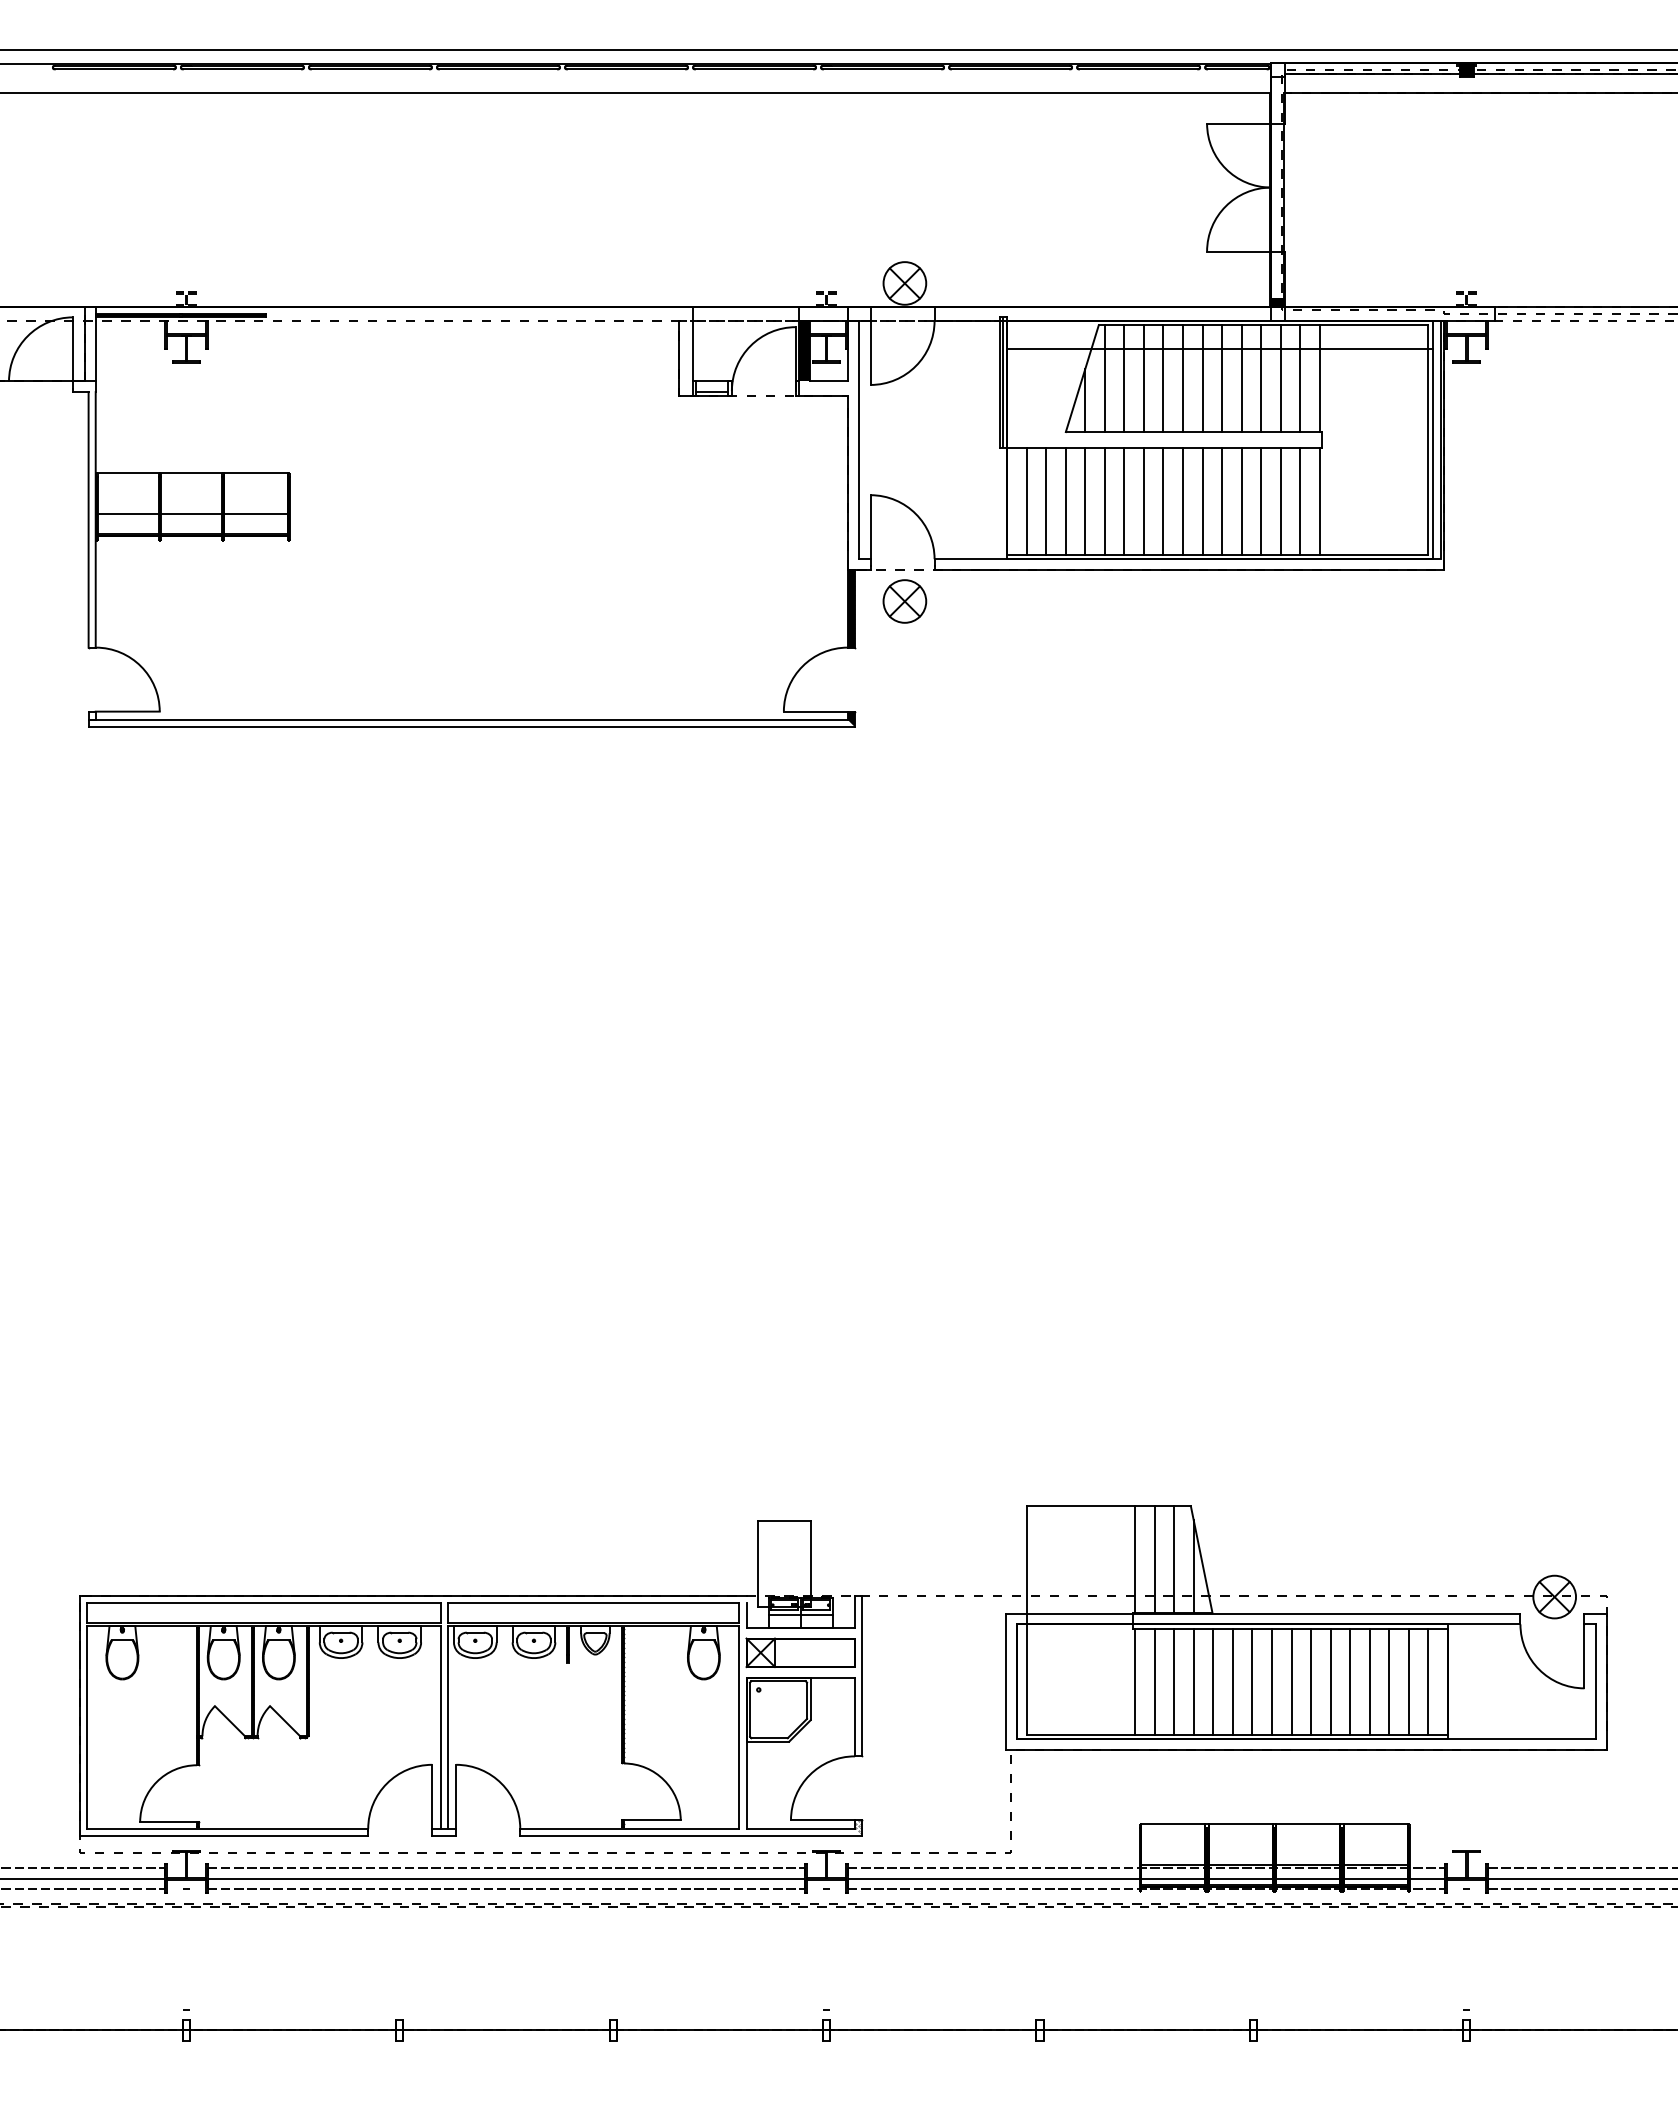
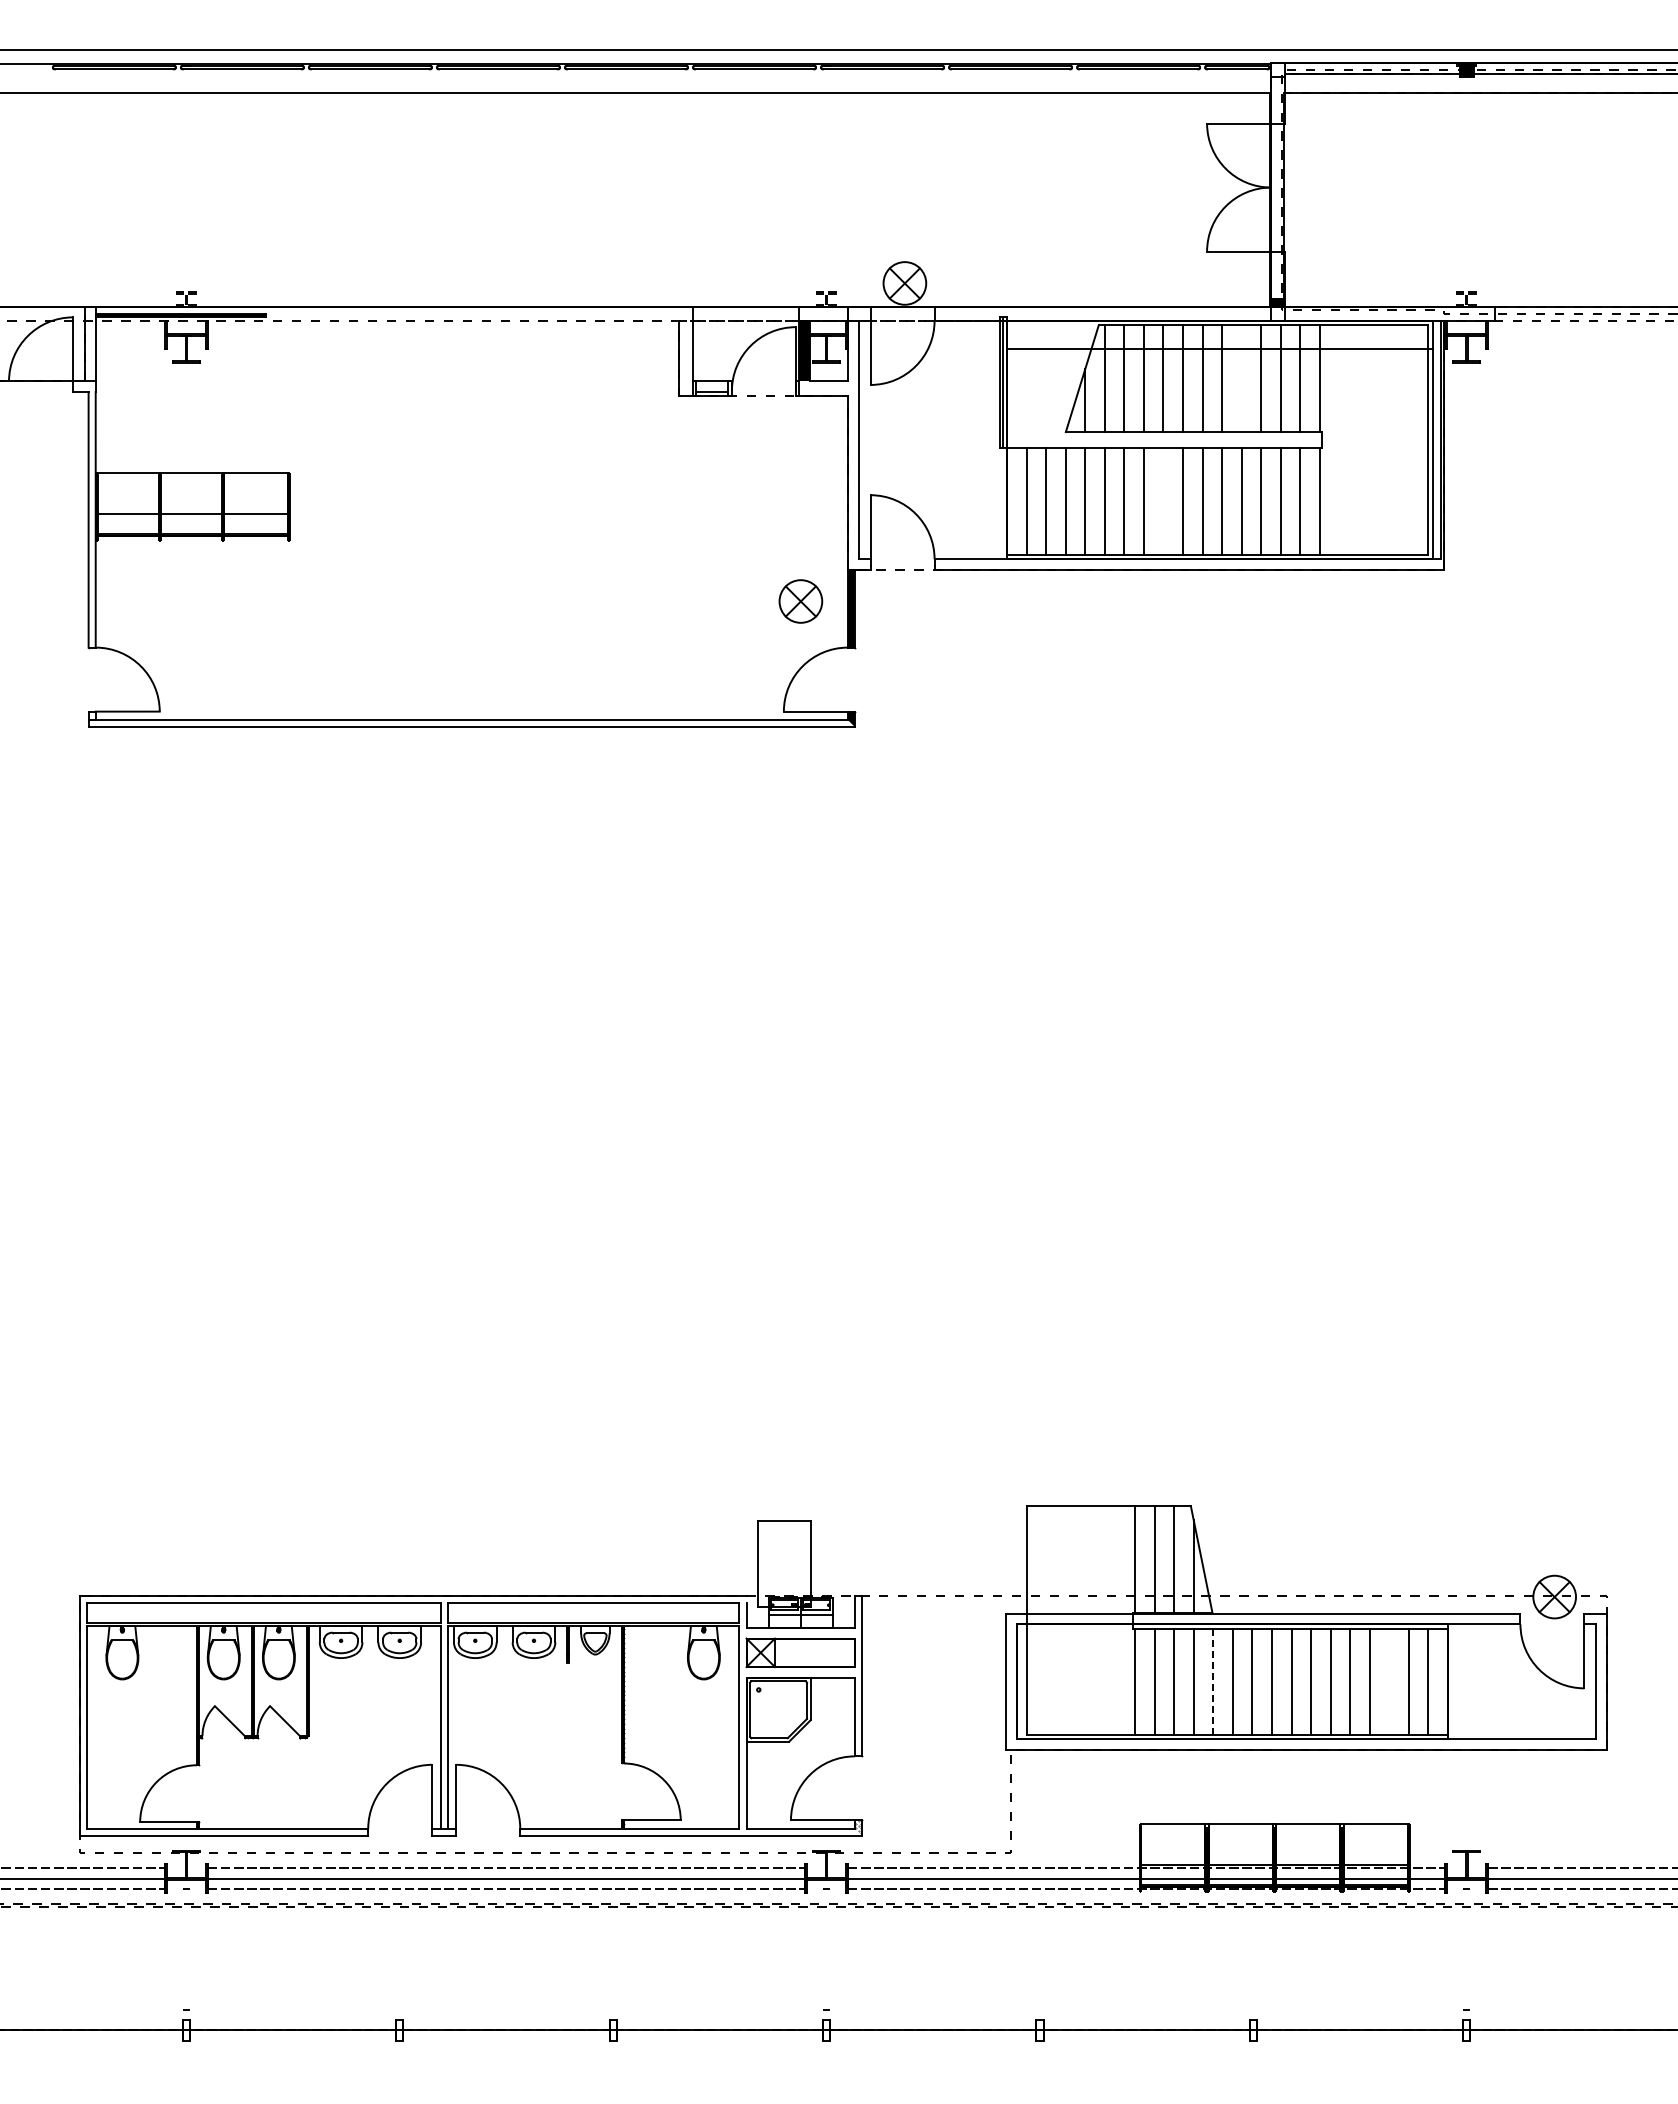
line: present -> none (1241, 378)
line: present -> none (1163, 501)
part position: (904, 601) -> (800, 601) (800, 601)
line: solid -> dashed (1213, 1681)
line: present -> none (1389, 1681)
